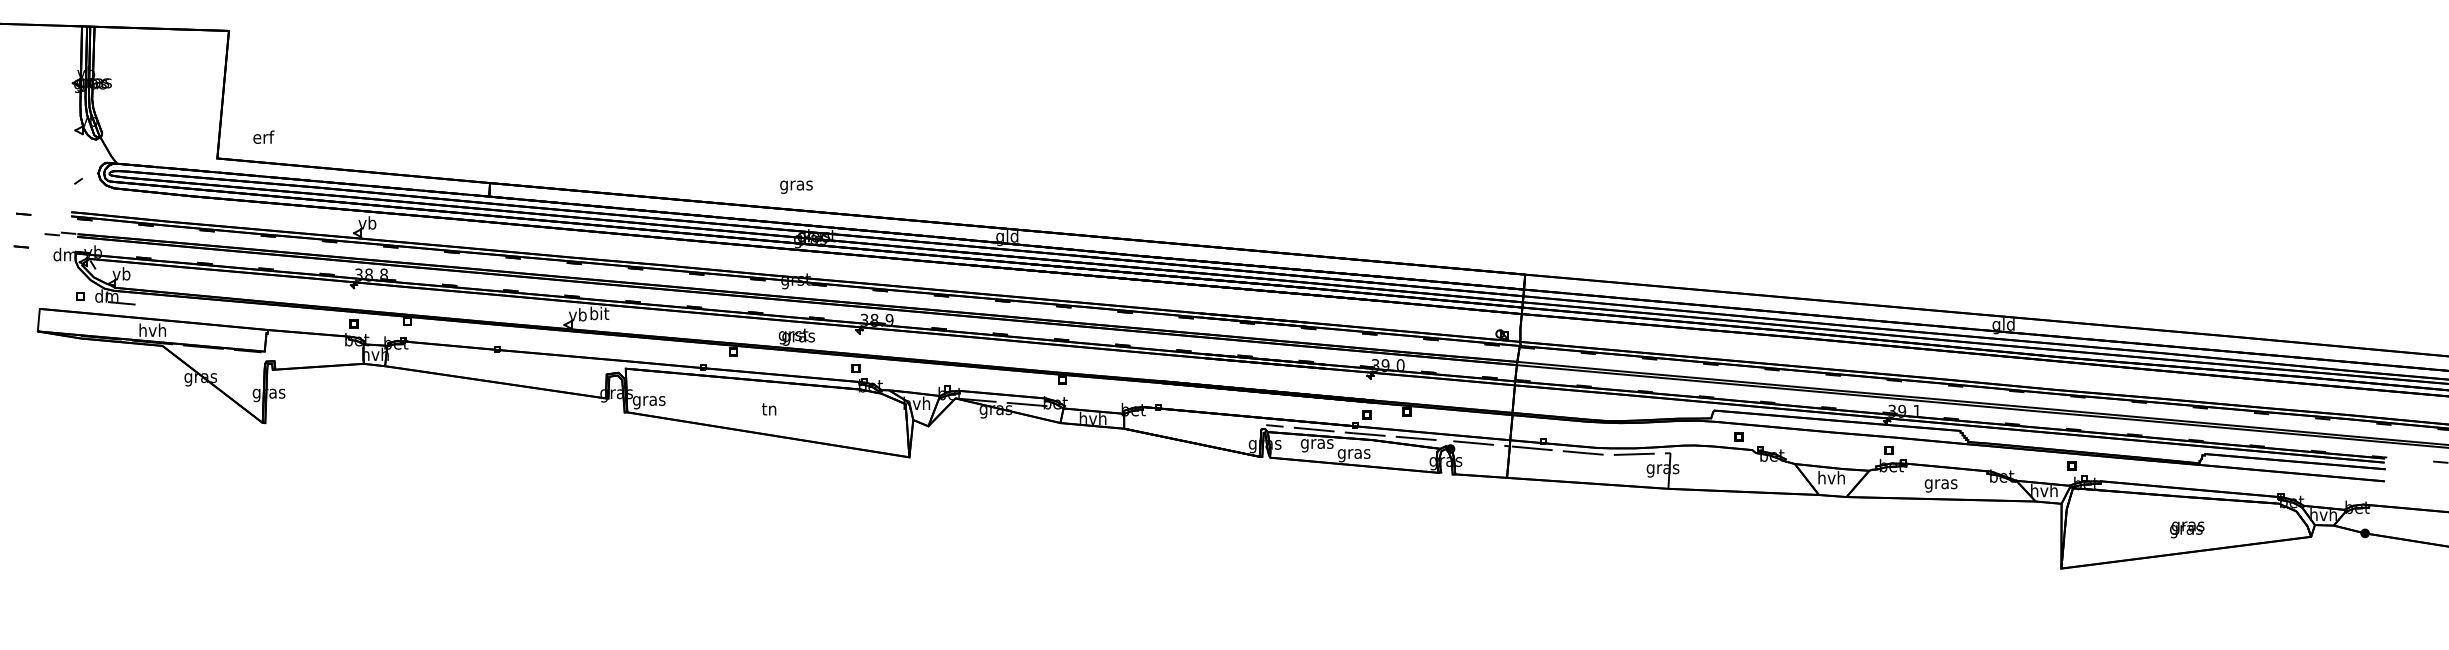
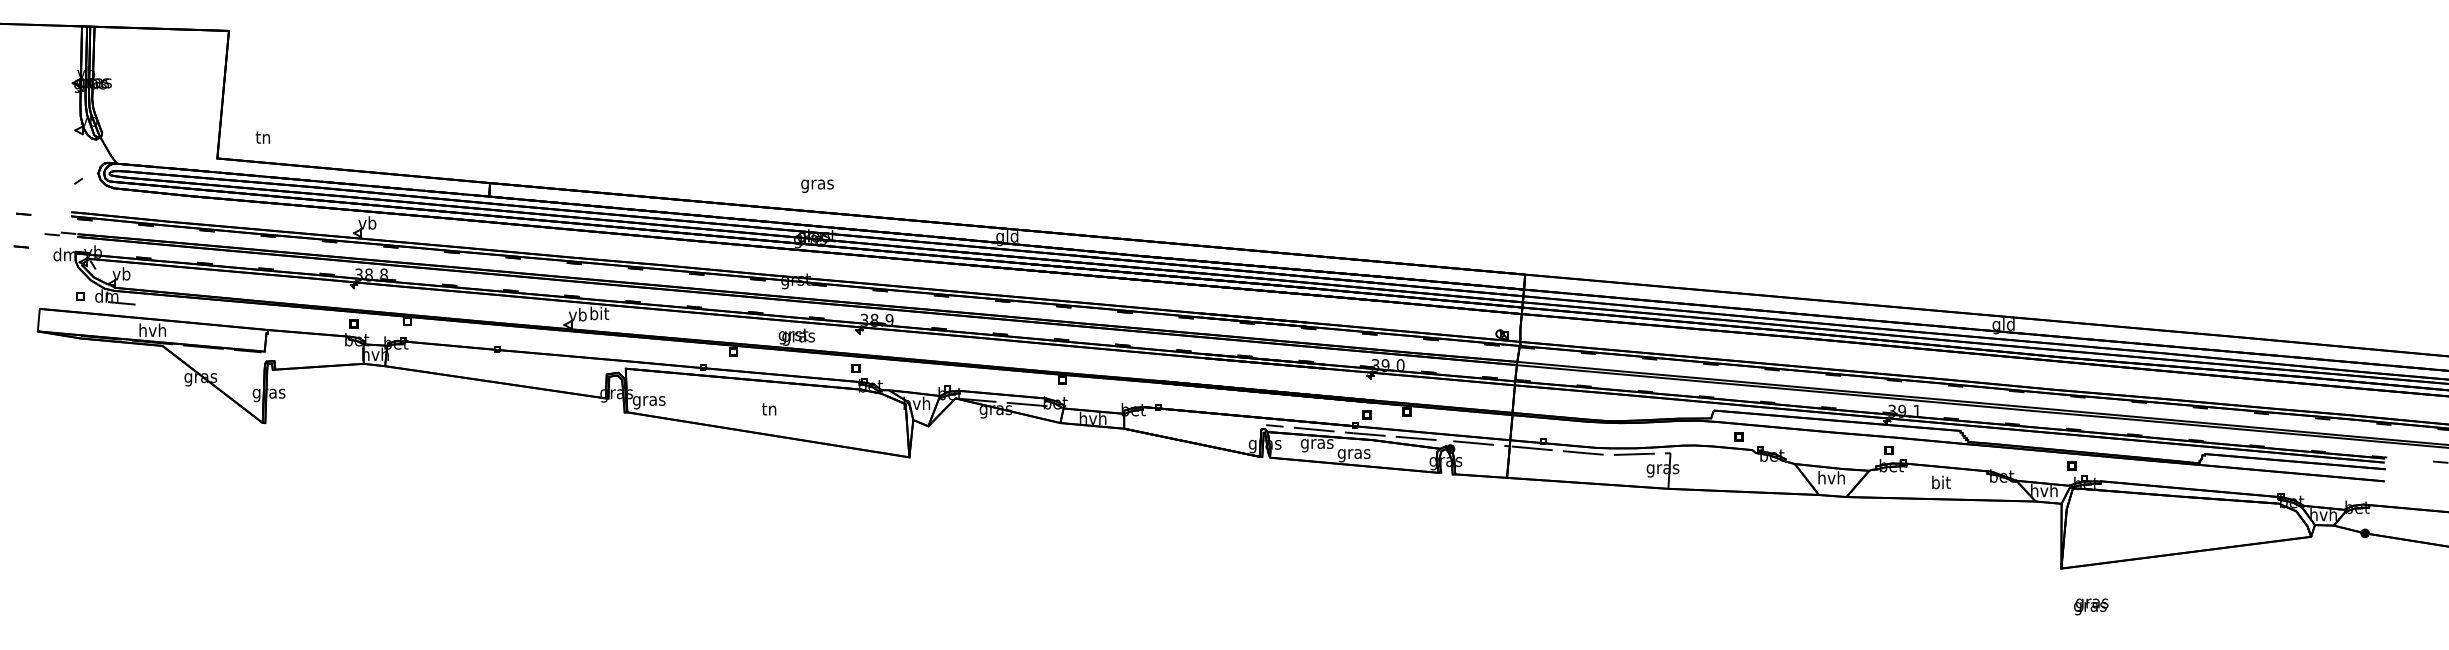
text: erf -> tn (263, 136)
text position: (796, 186) -> (817, 185) (817, 185)
text: gras -> bit (1940, 483)
text position: (2187, 529) -> (2091, 606) (2091, 606)
